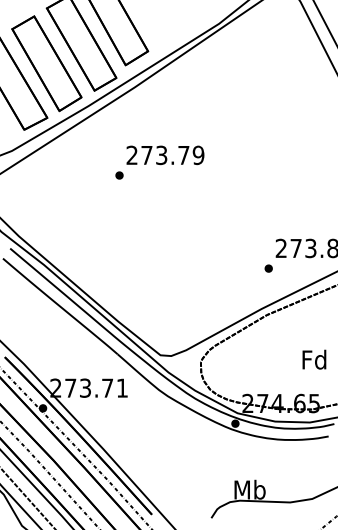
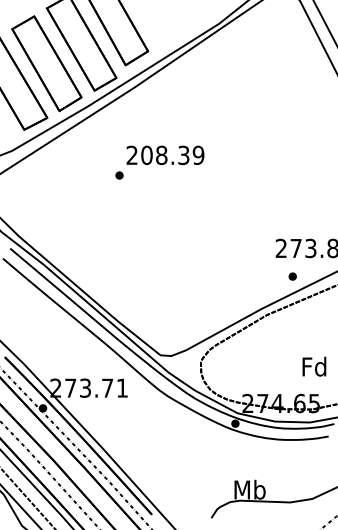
text: 273.79 -> 208.39 (165, 155)
part position: (268, 268) -> (292, 276) (292, 276)
text position: (314, 359) -> (314, 366) (314, 366)
